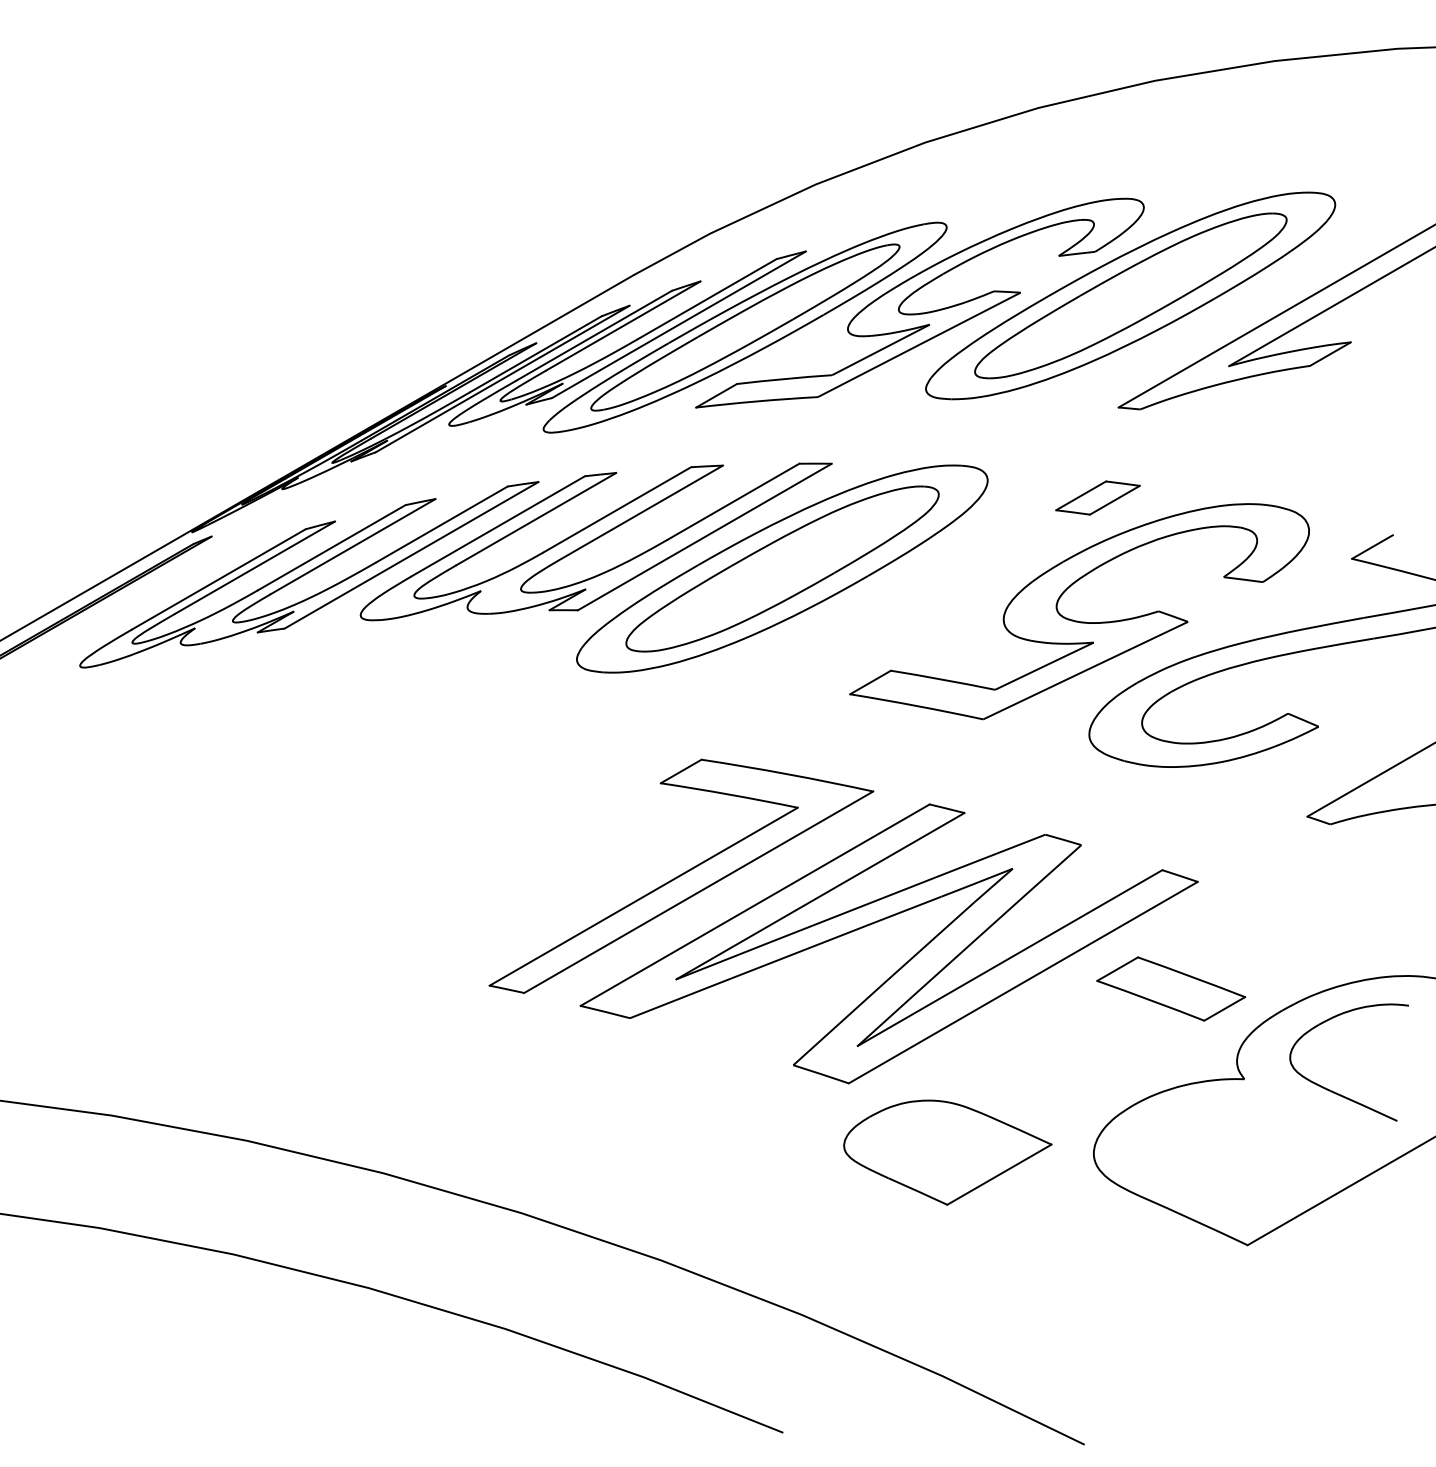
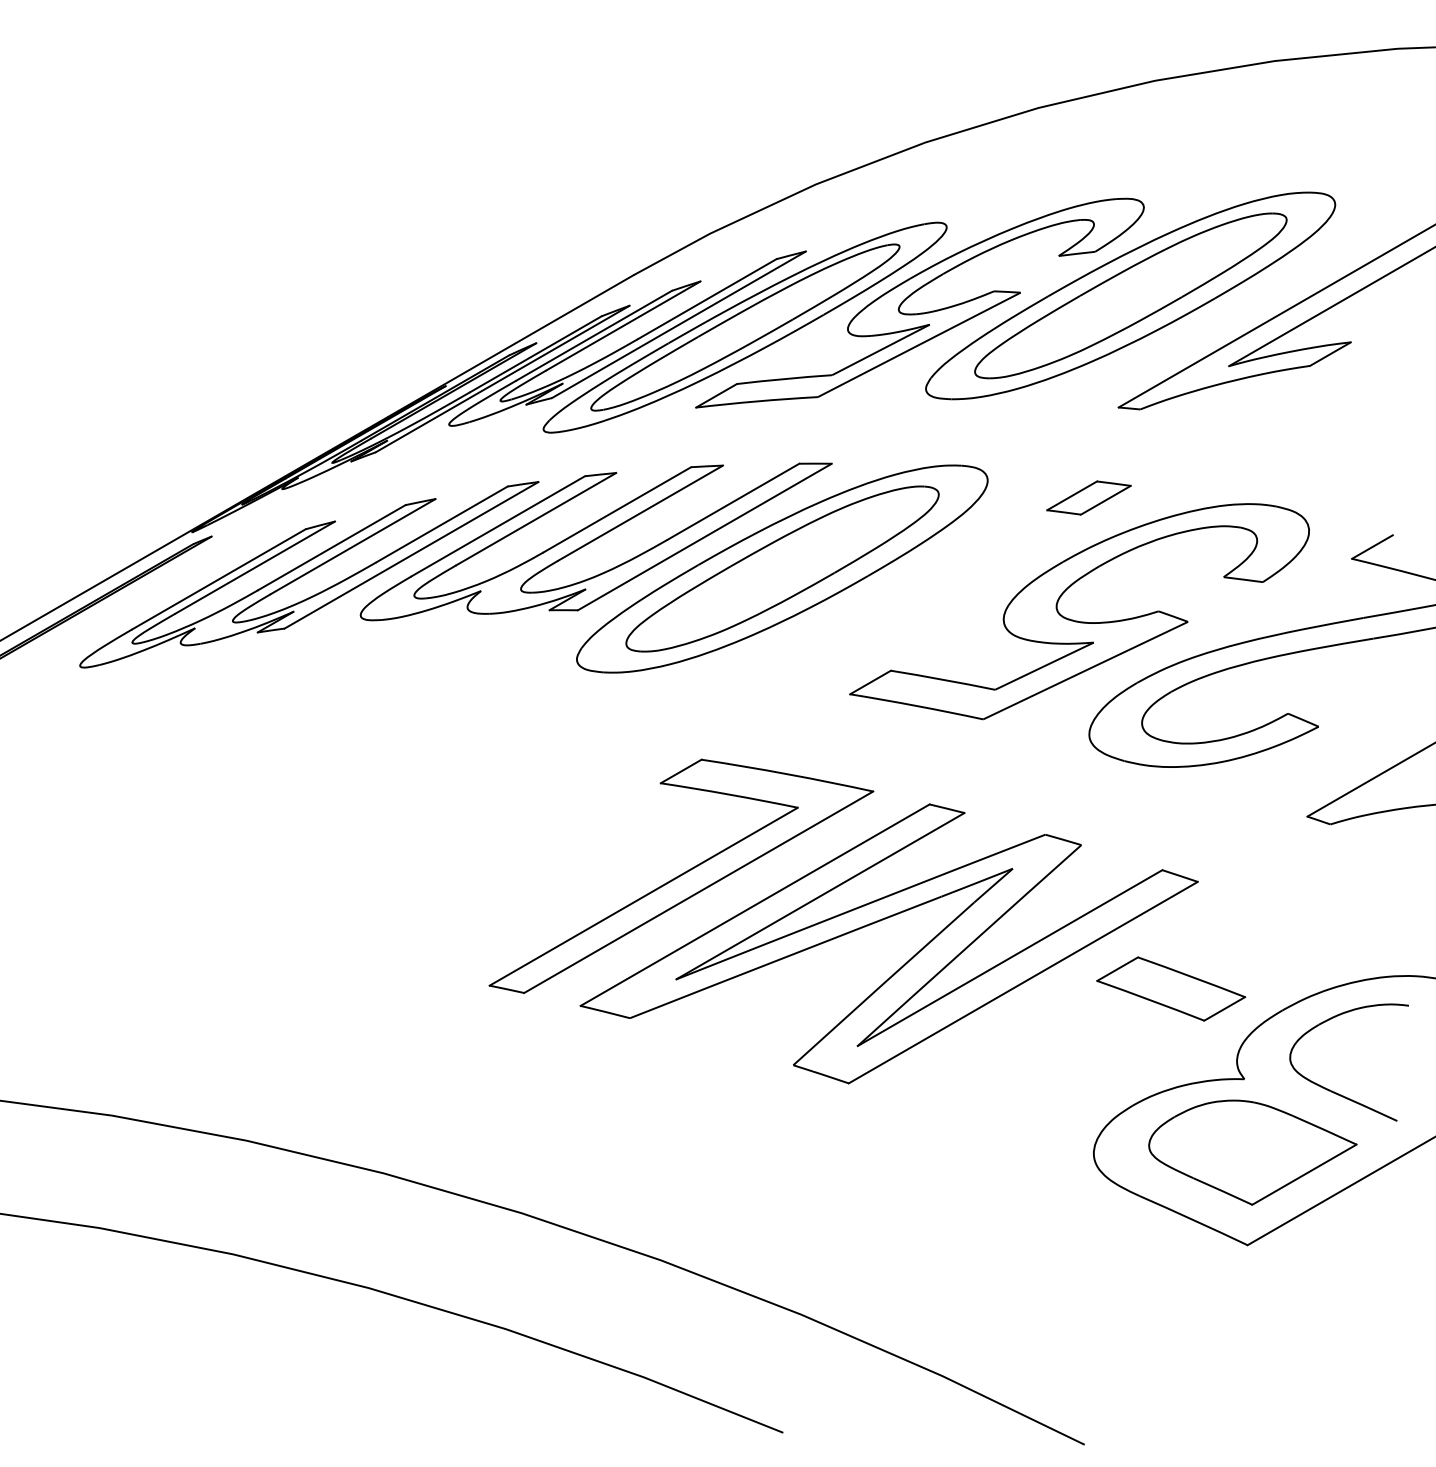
part position: (1097, 497) -> (1088, 497) (1088, 497)
part position: (947, 1152) -> (1252, 1152) (1252, 1152)
